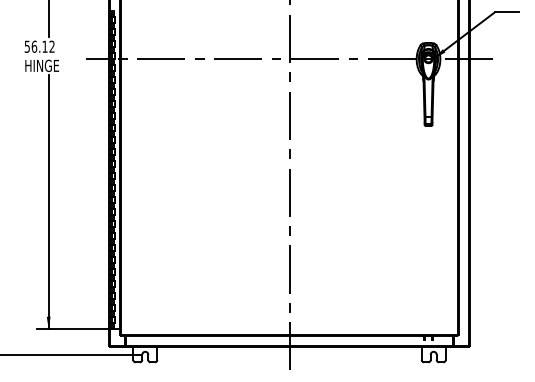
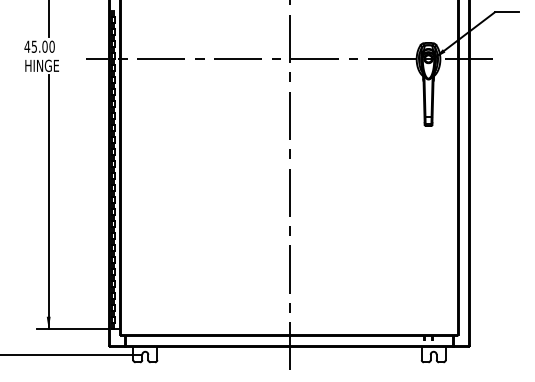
text: 56.12 -> 45.00 (39, 46)
